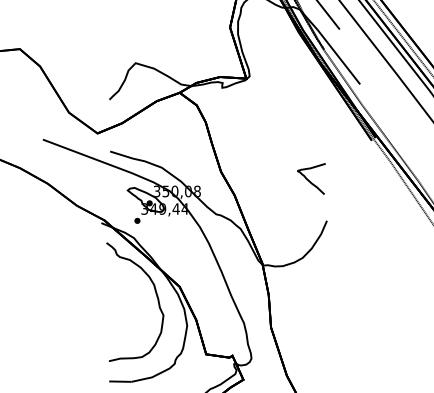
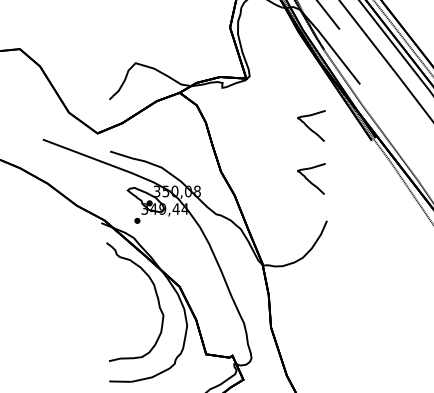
curve: none -> present (309, 127)
